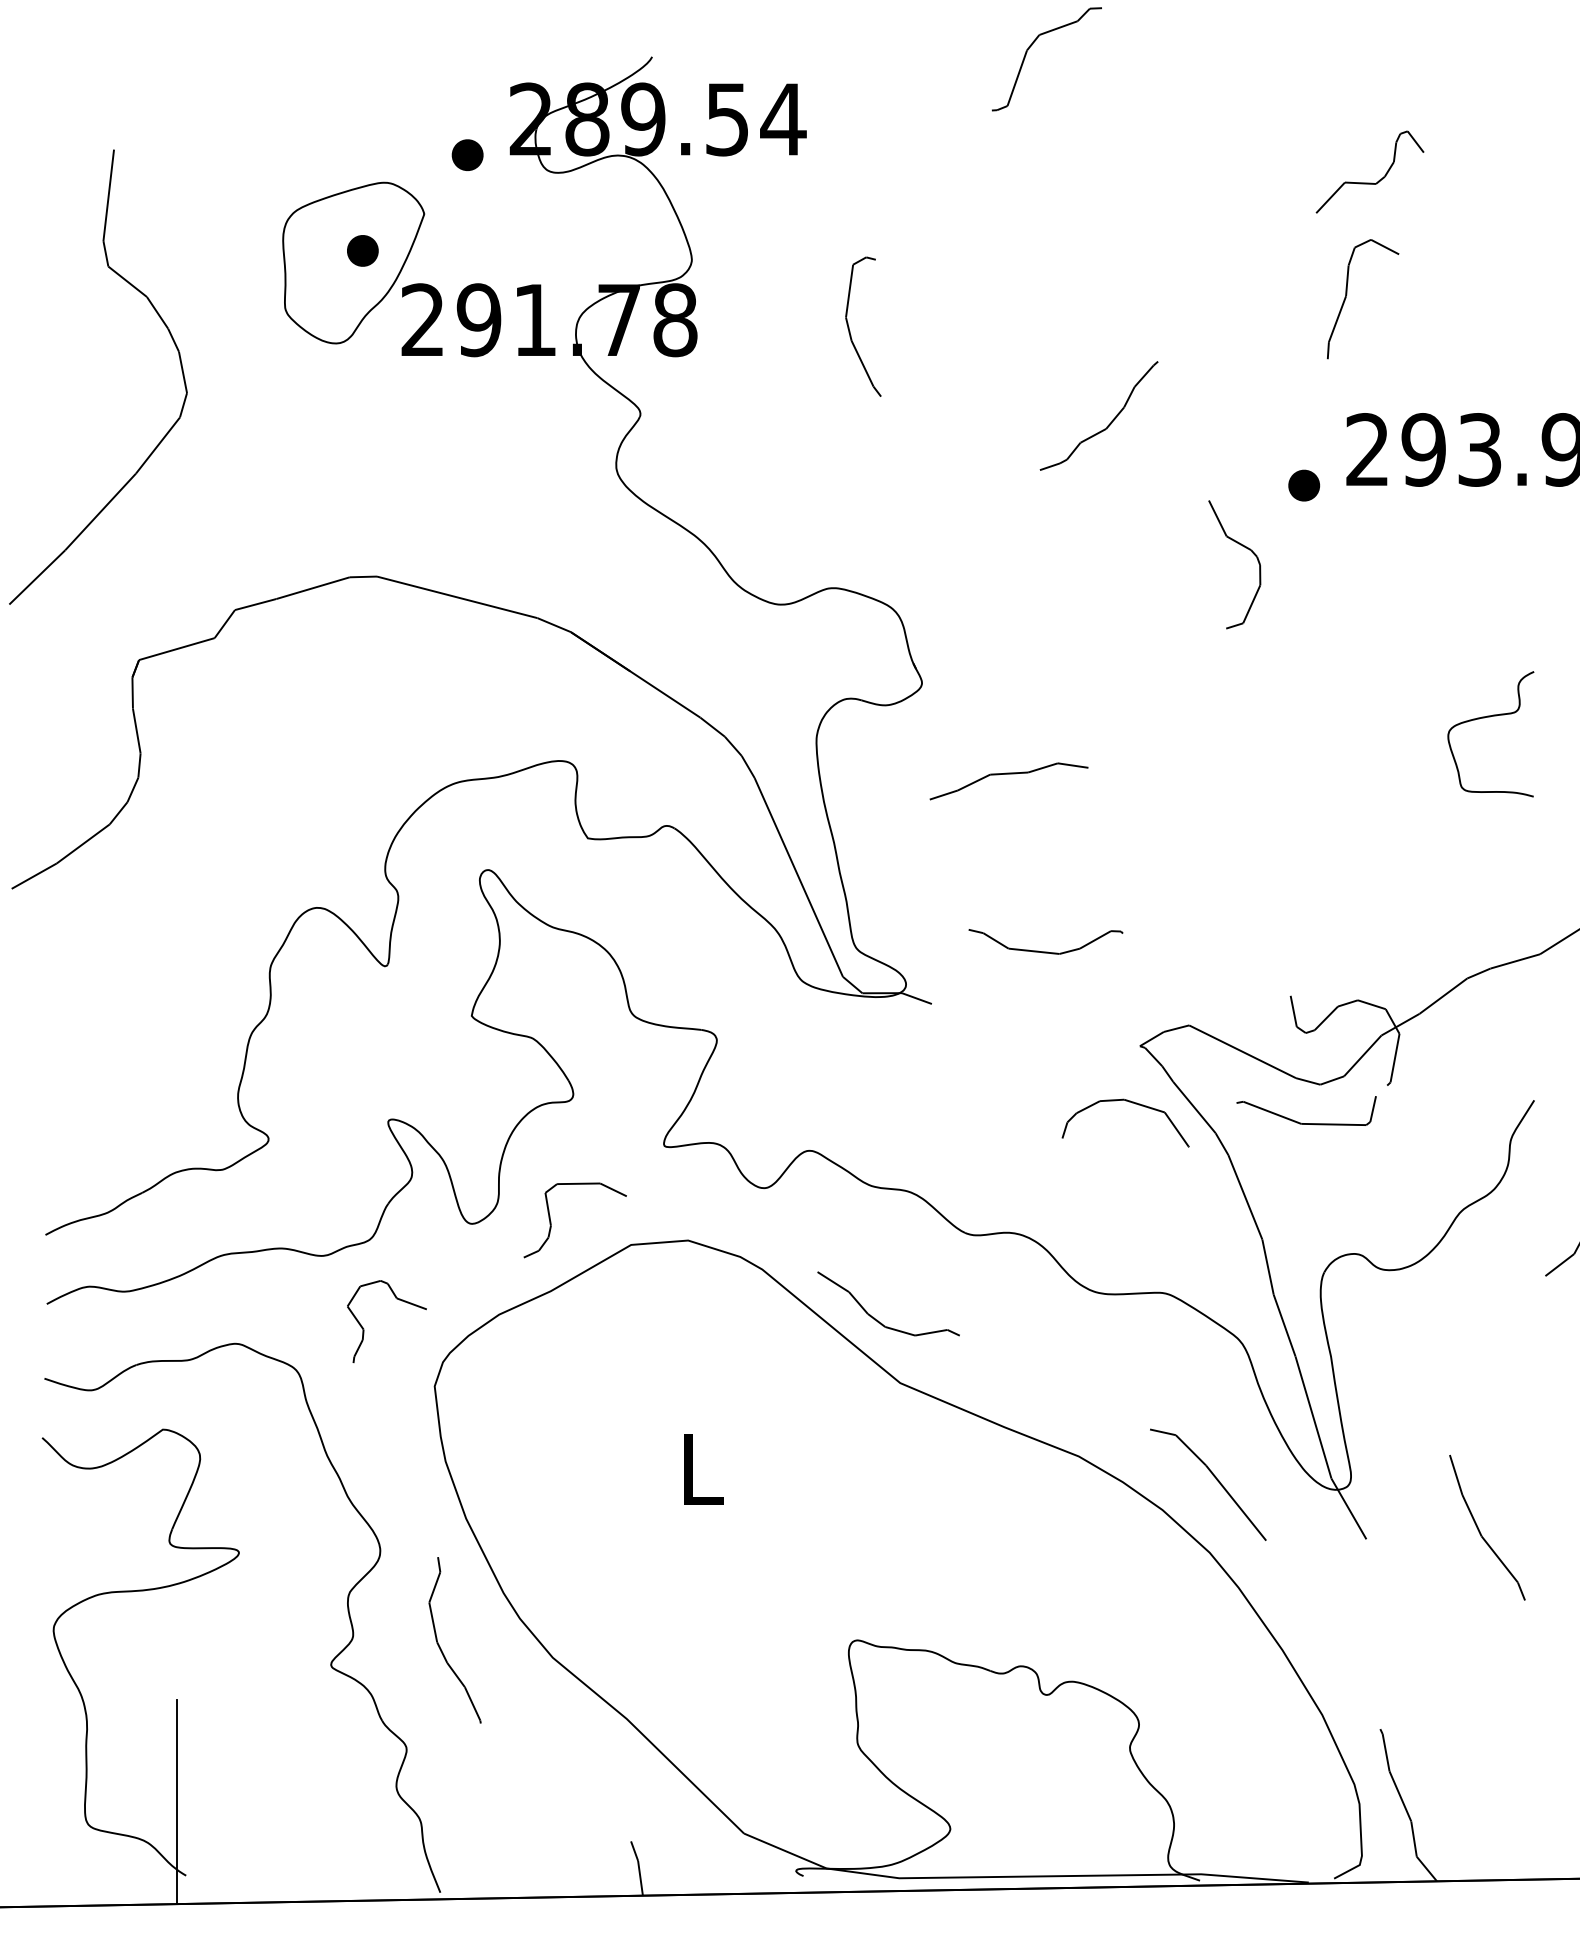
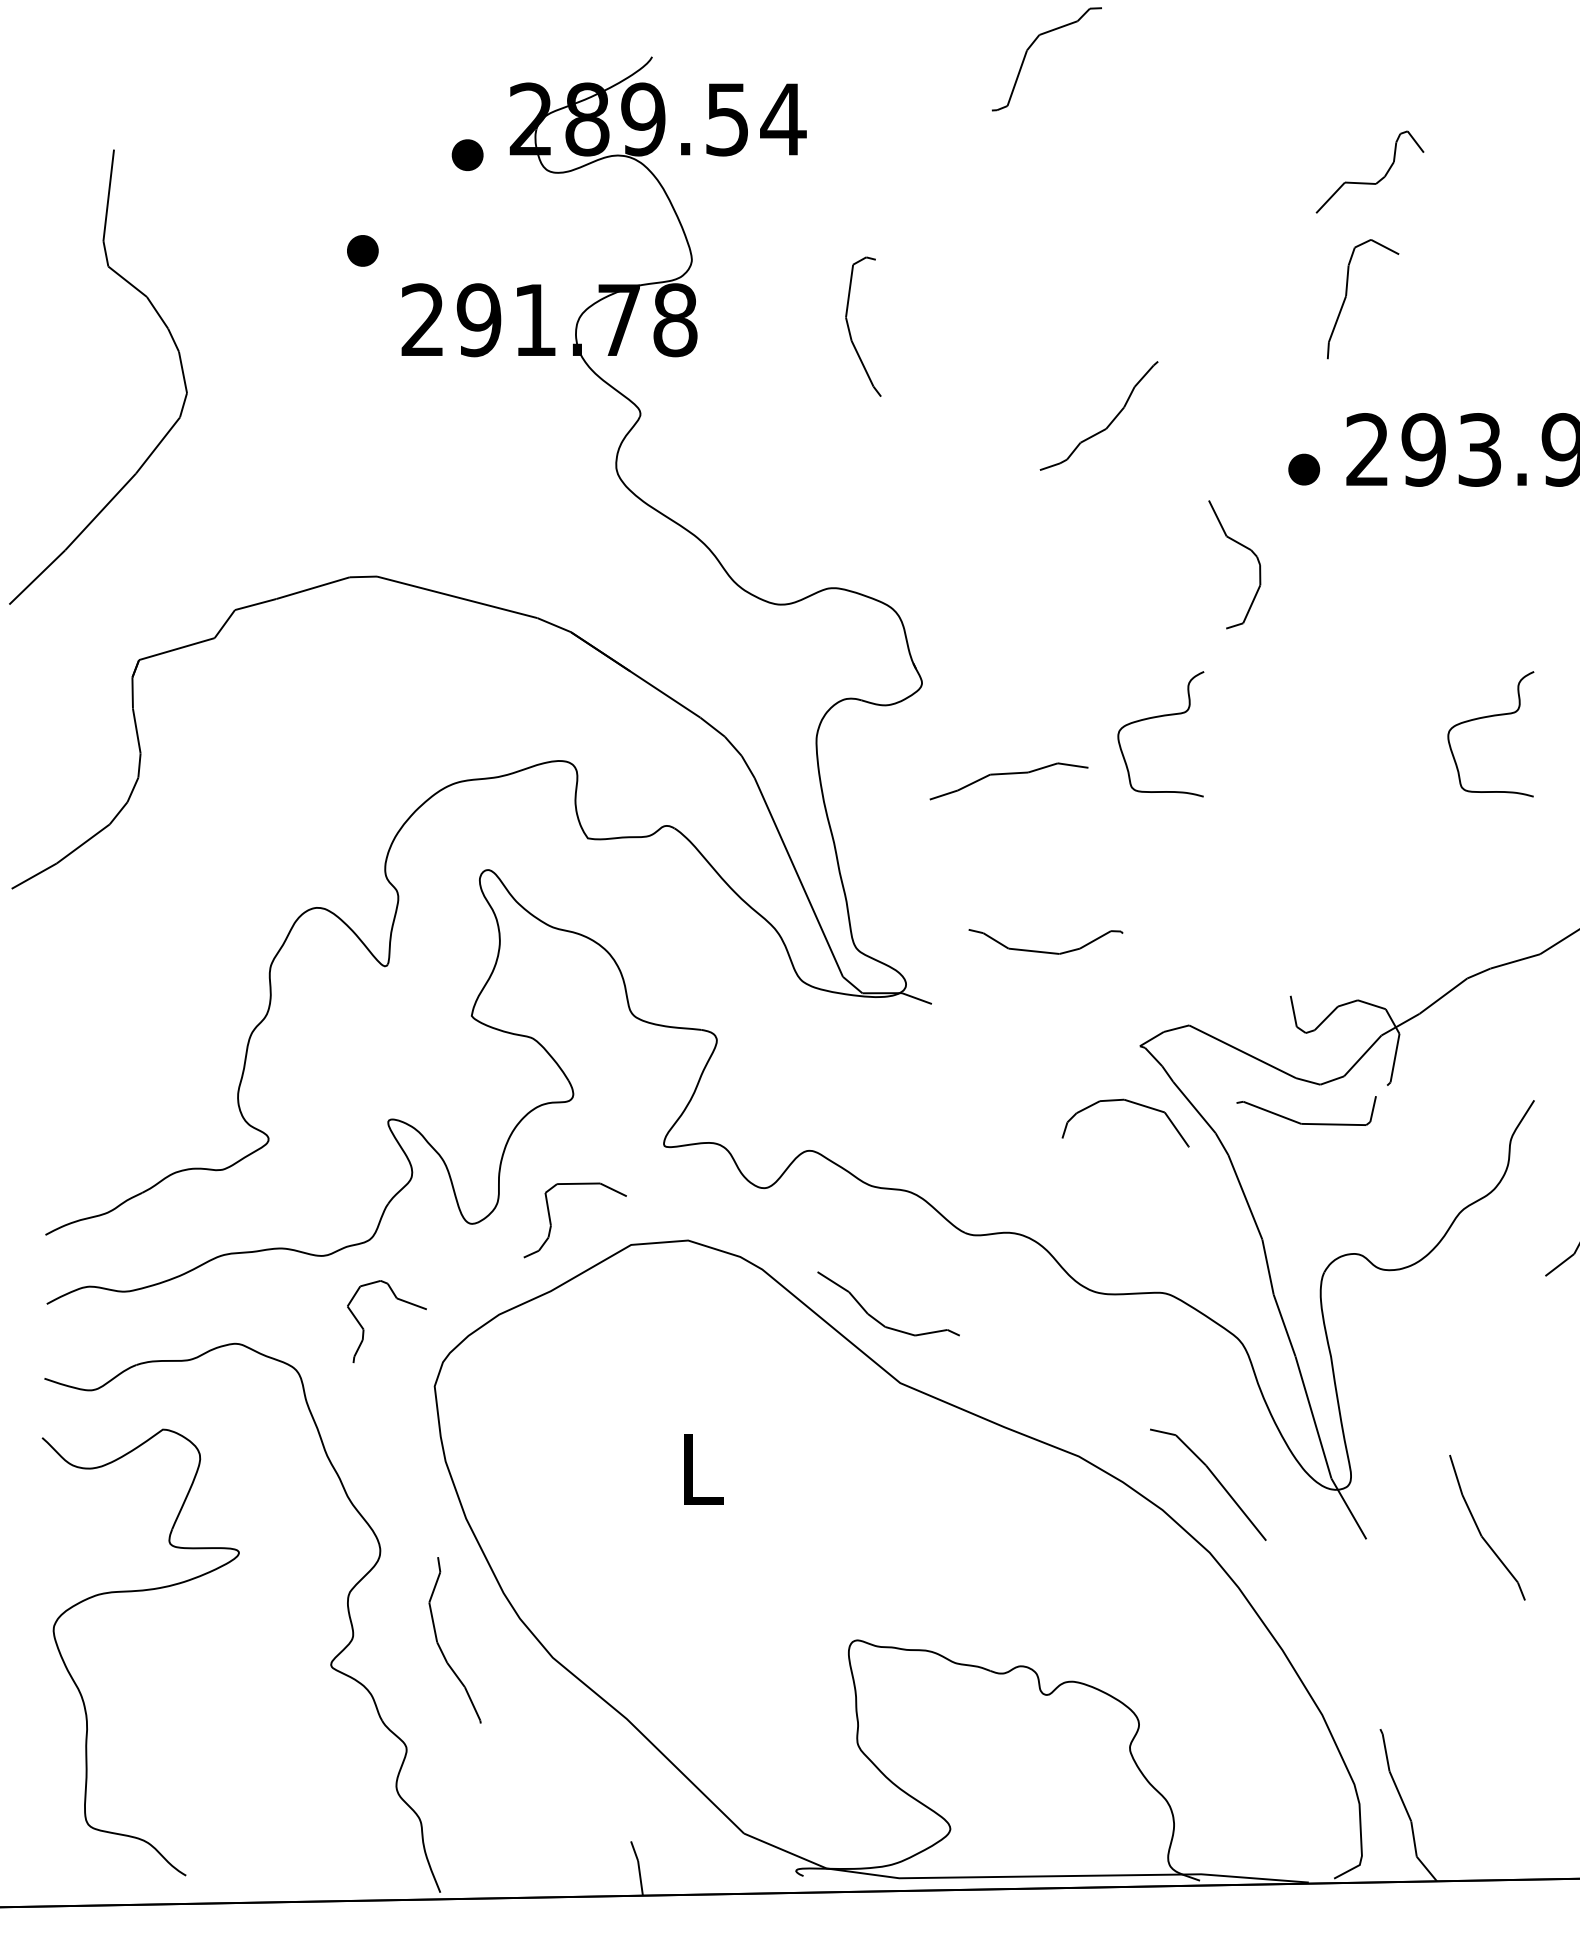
part: present -> none (353, 262)
part position: (1304, 485) -> (1304, 469) (1304, 469)
curve: none -> present (1160, 717)
line: present -> none (176, 1801)
